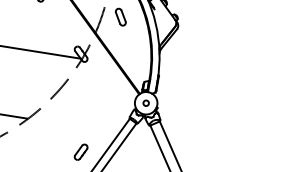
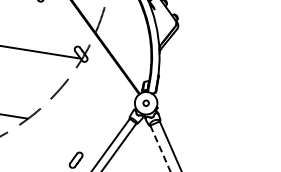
part: present -> none (120, 16)
line: solid -> dashed (160, 148)
part position: (80, 151) -> (75, 159) (75, 159)
